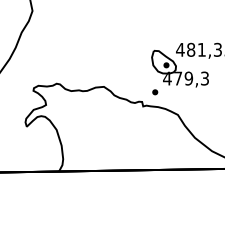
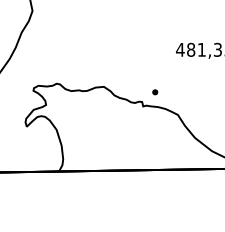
part: present -> none (179, 68)
